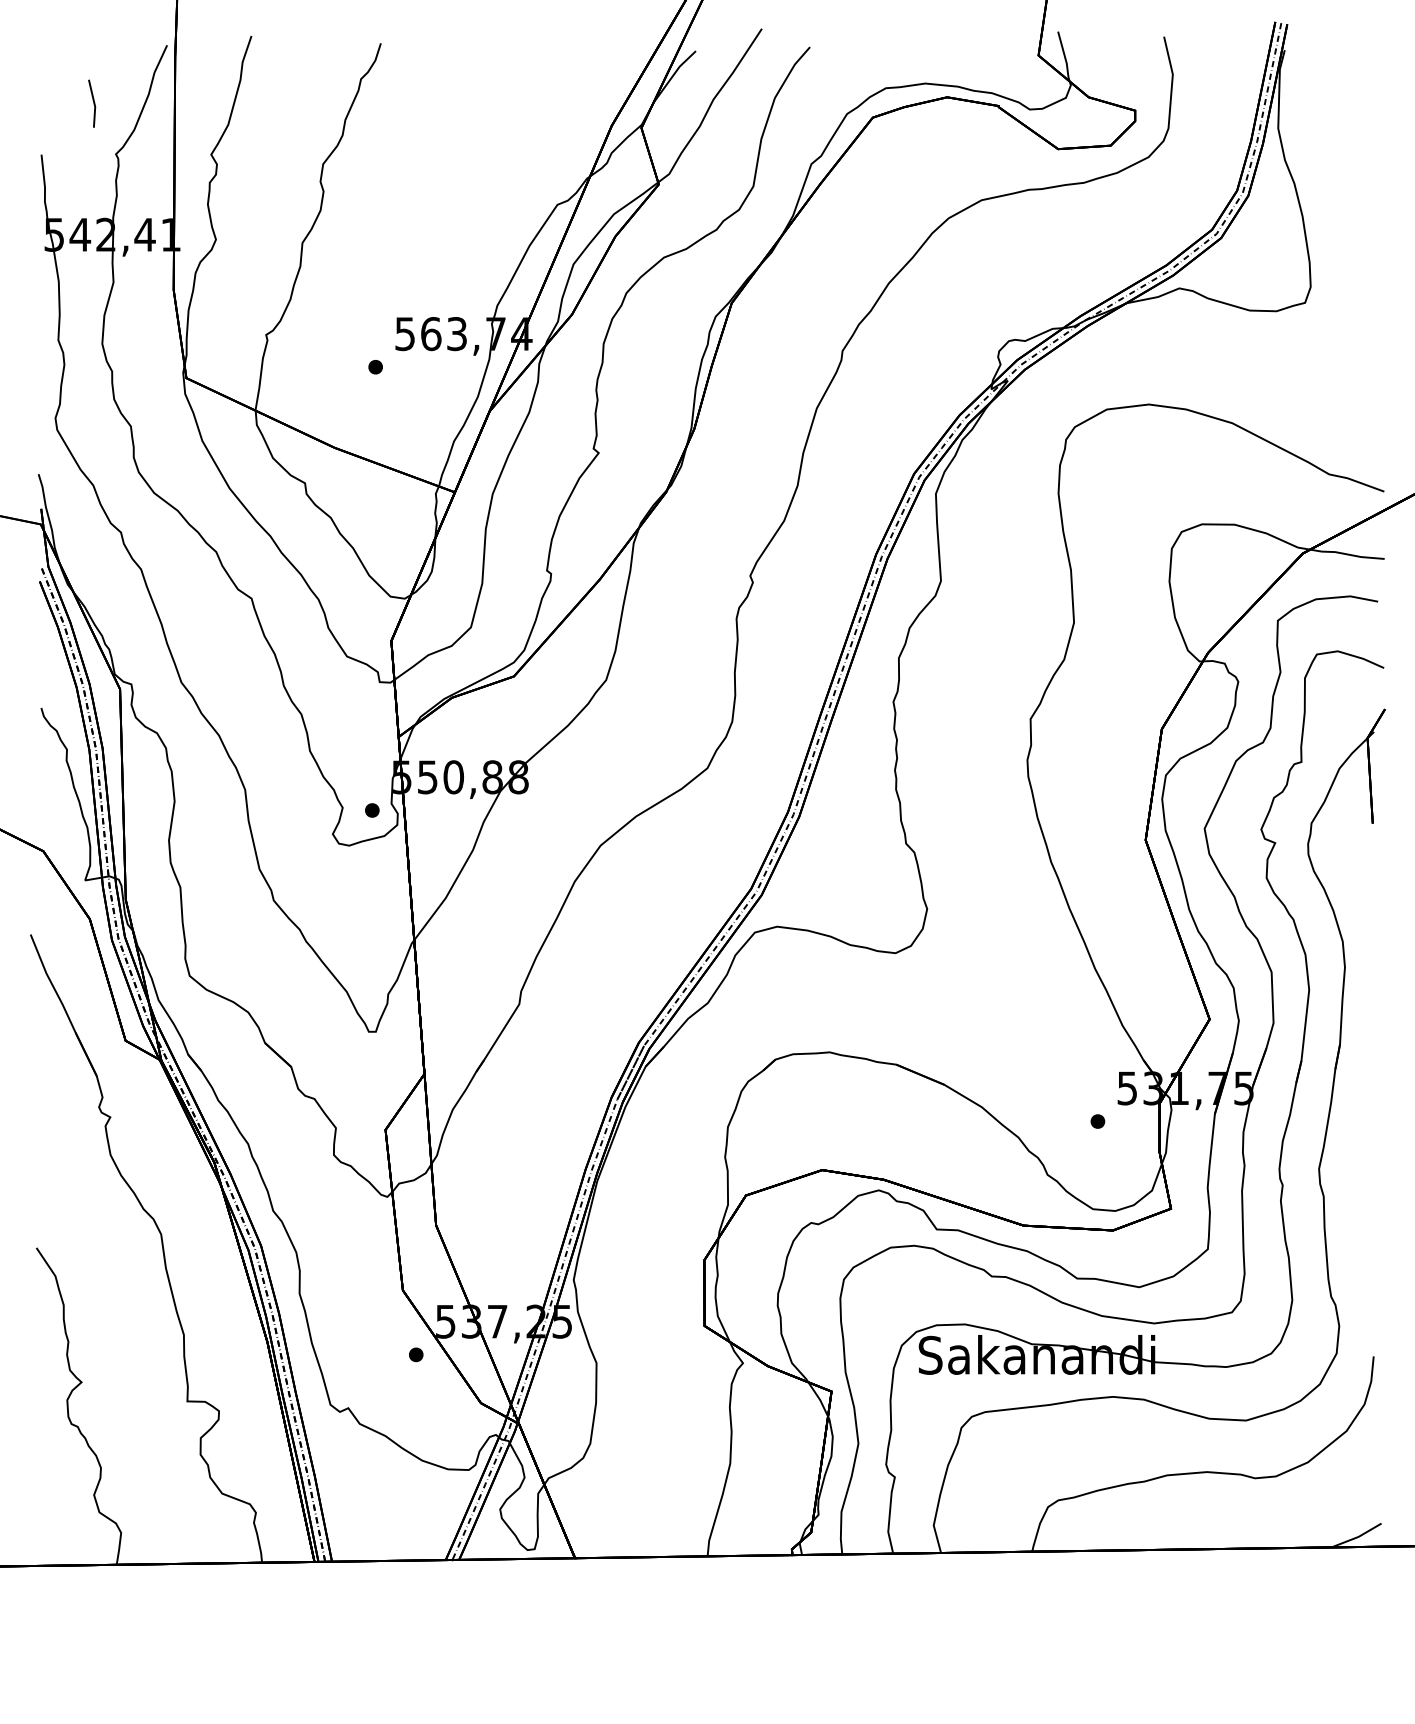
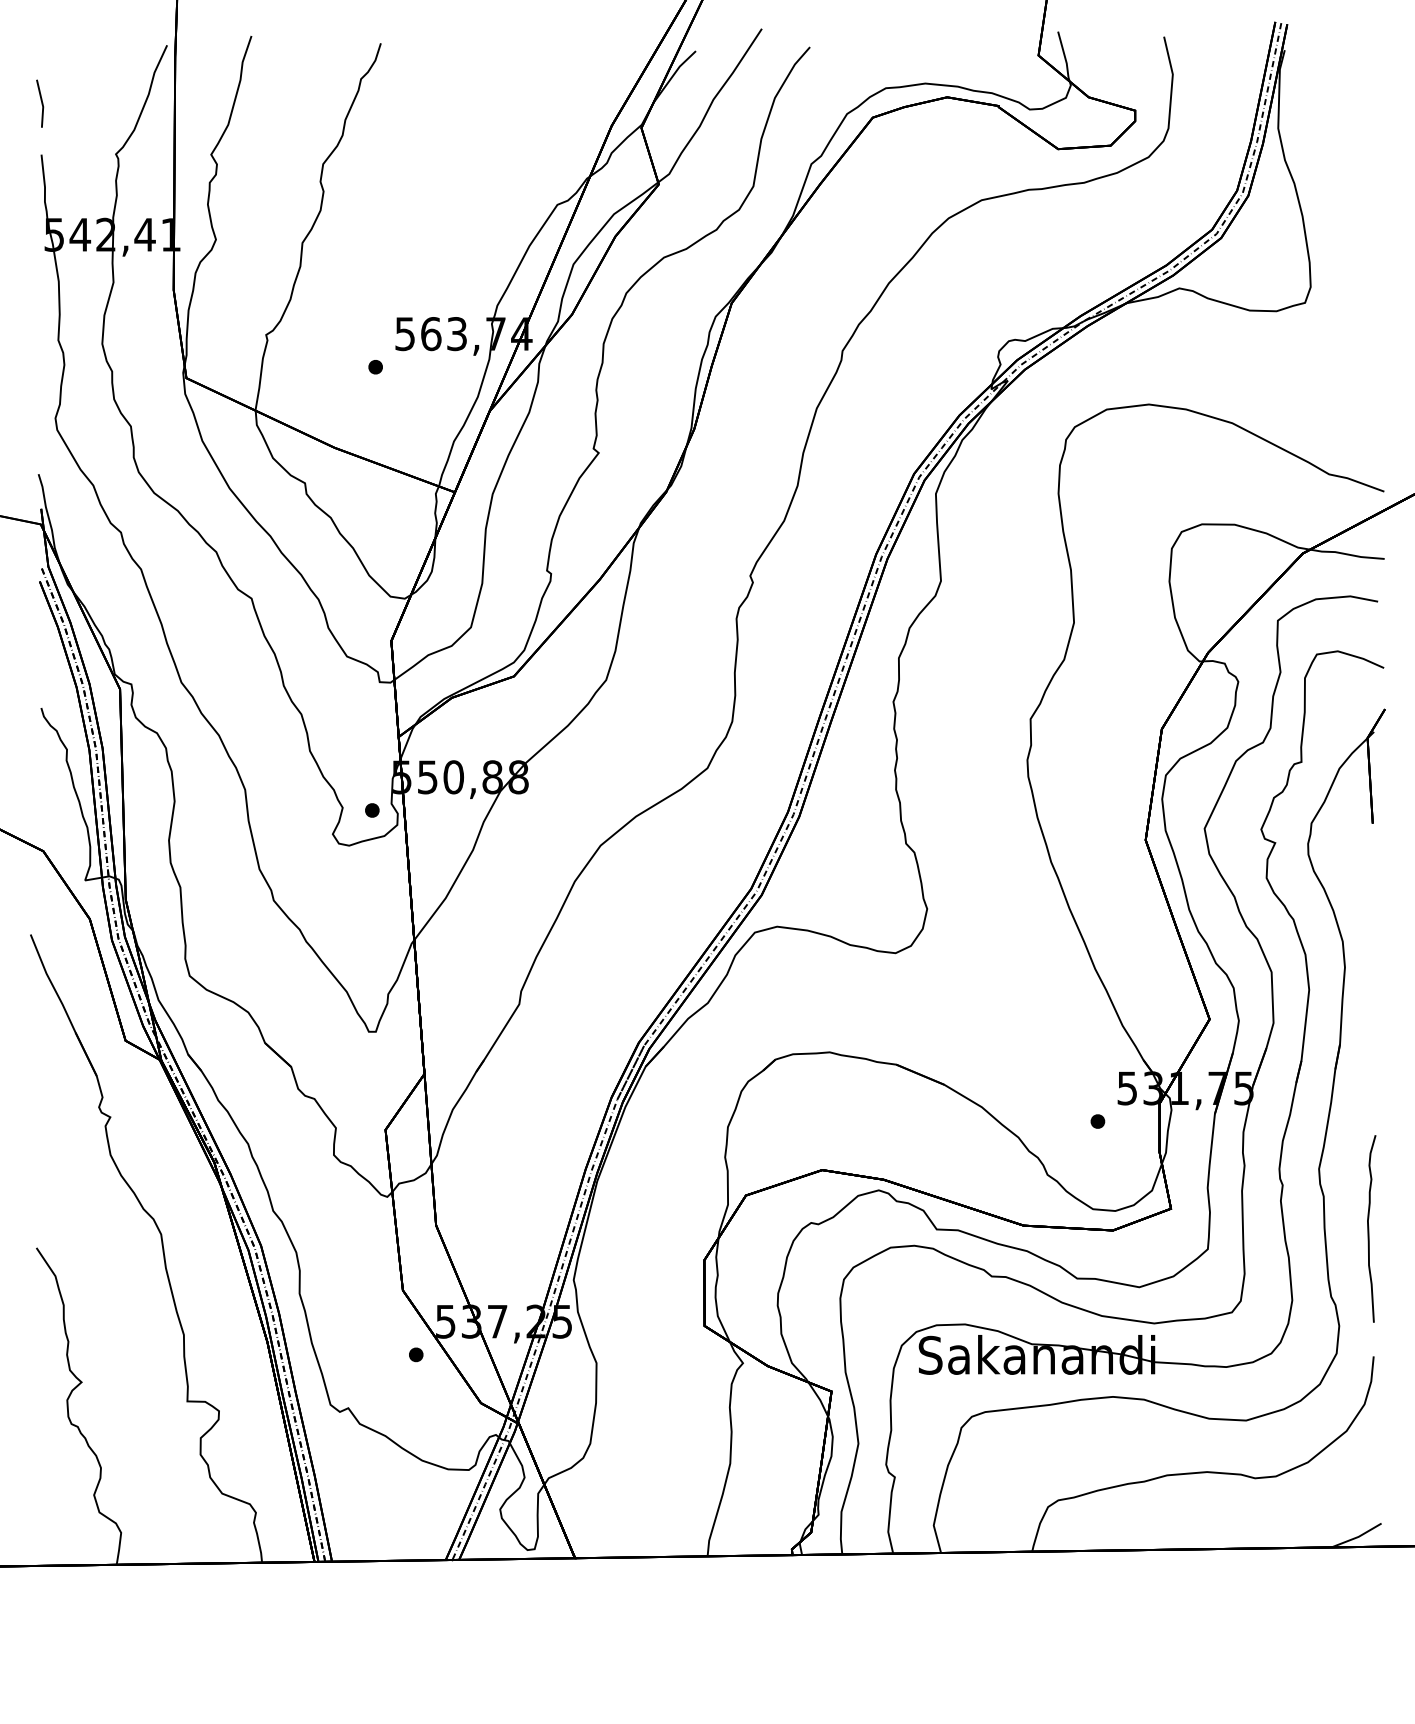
line position: (93, 103) -> (41, 103) (41, 103)
curve: none -> present (1369, 1228)
